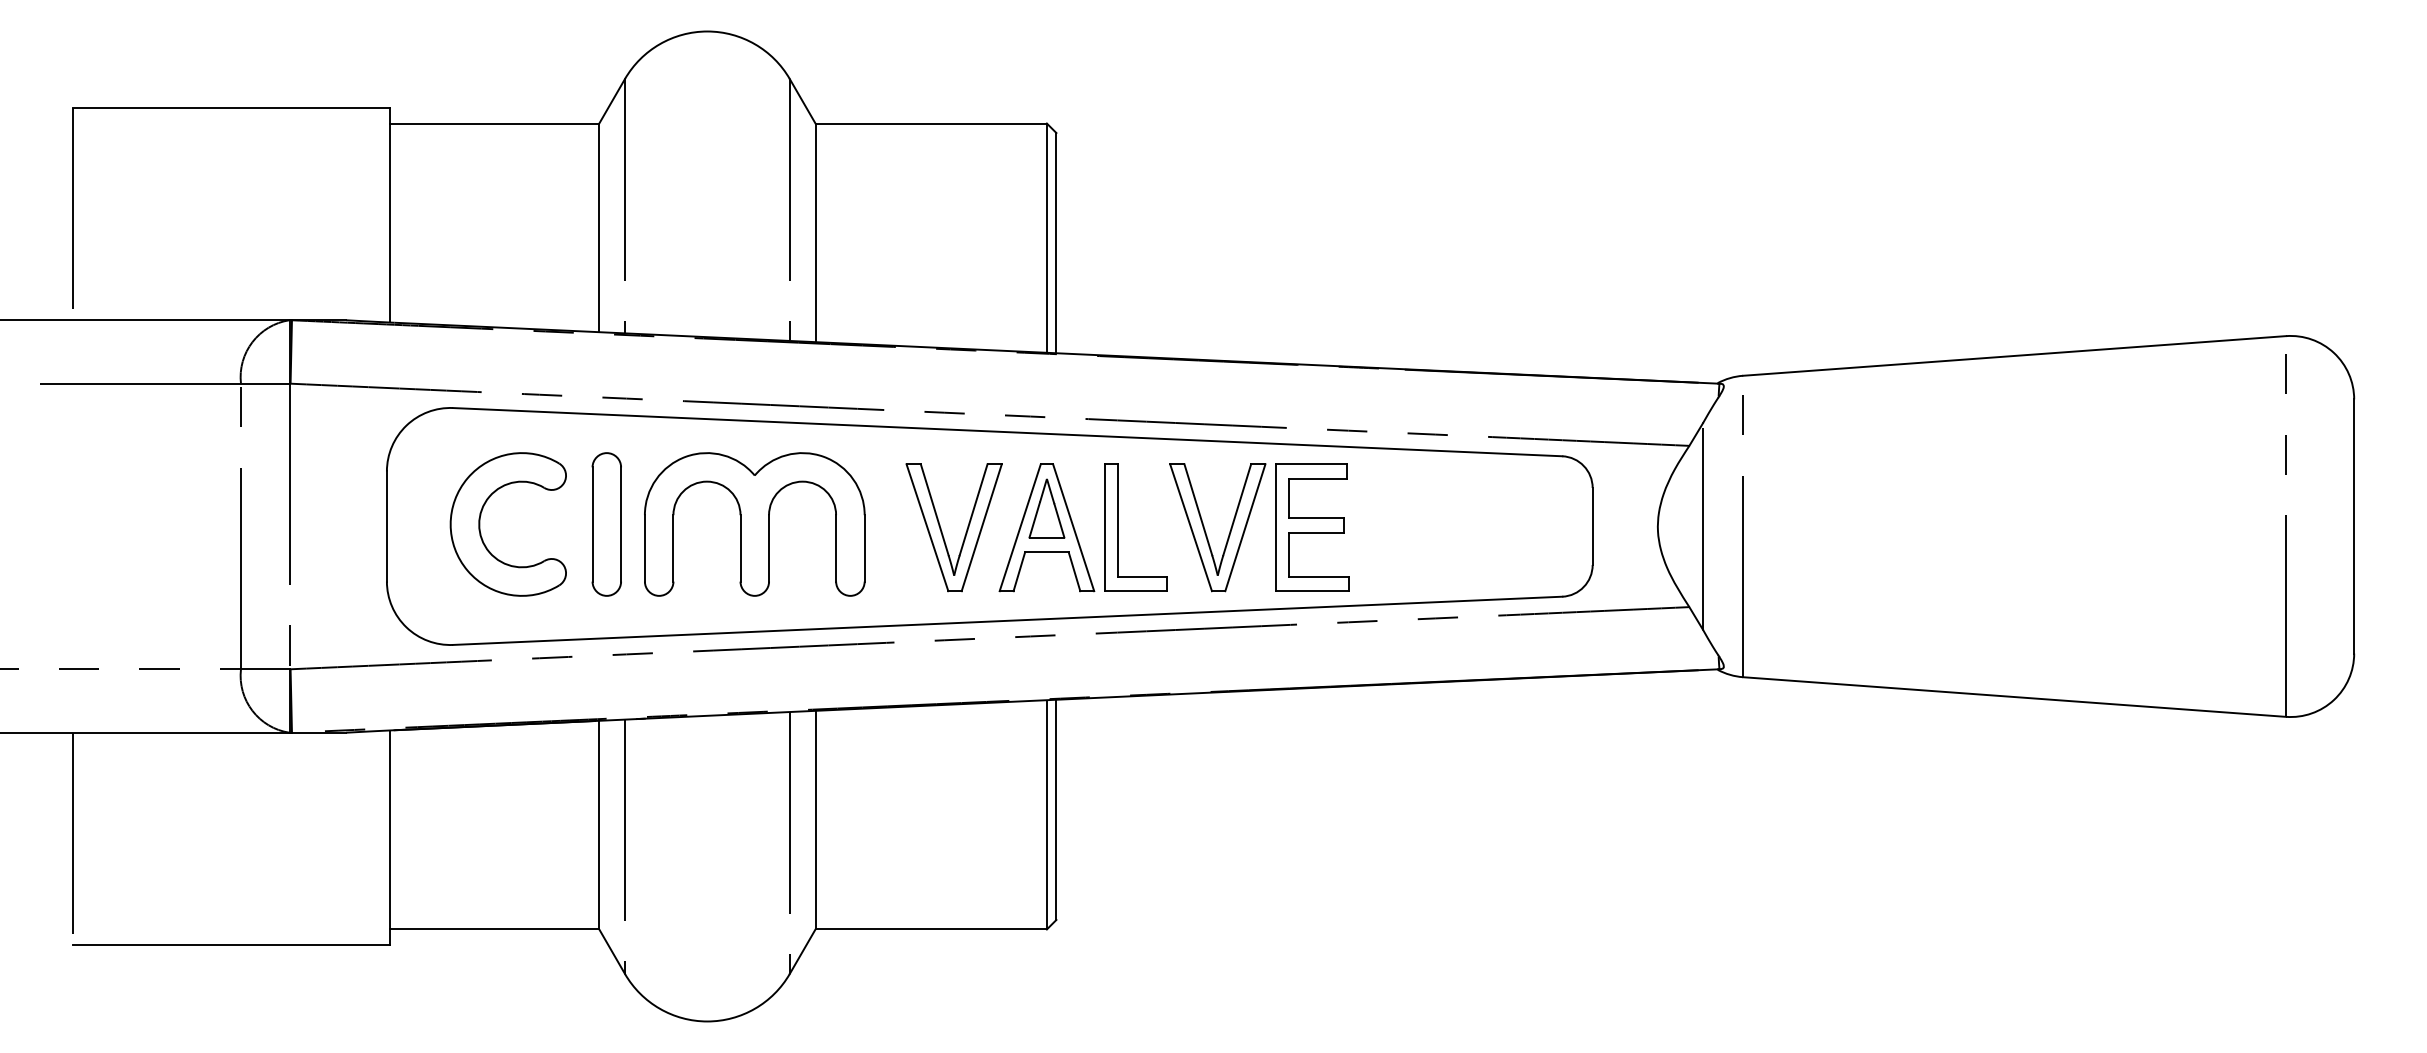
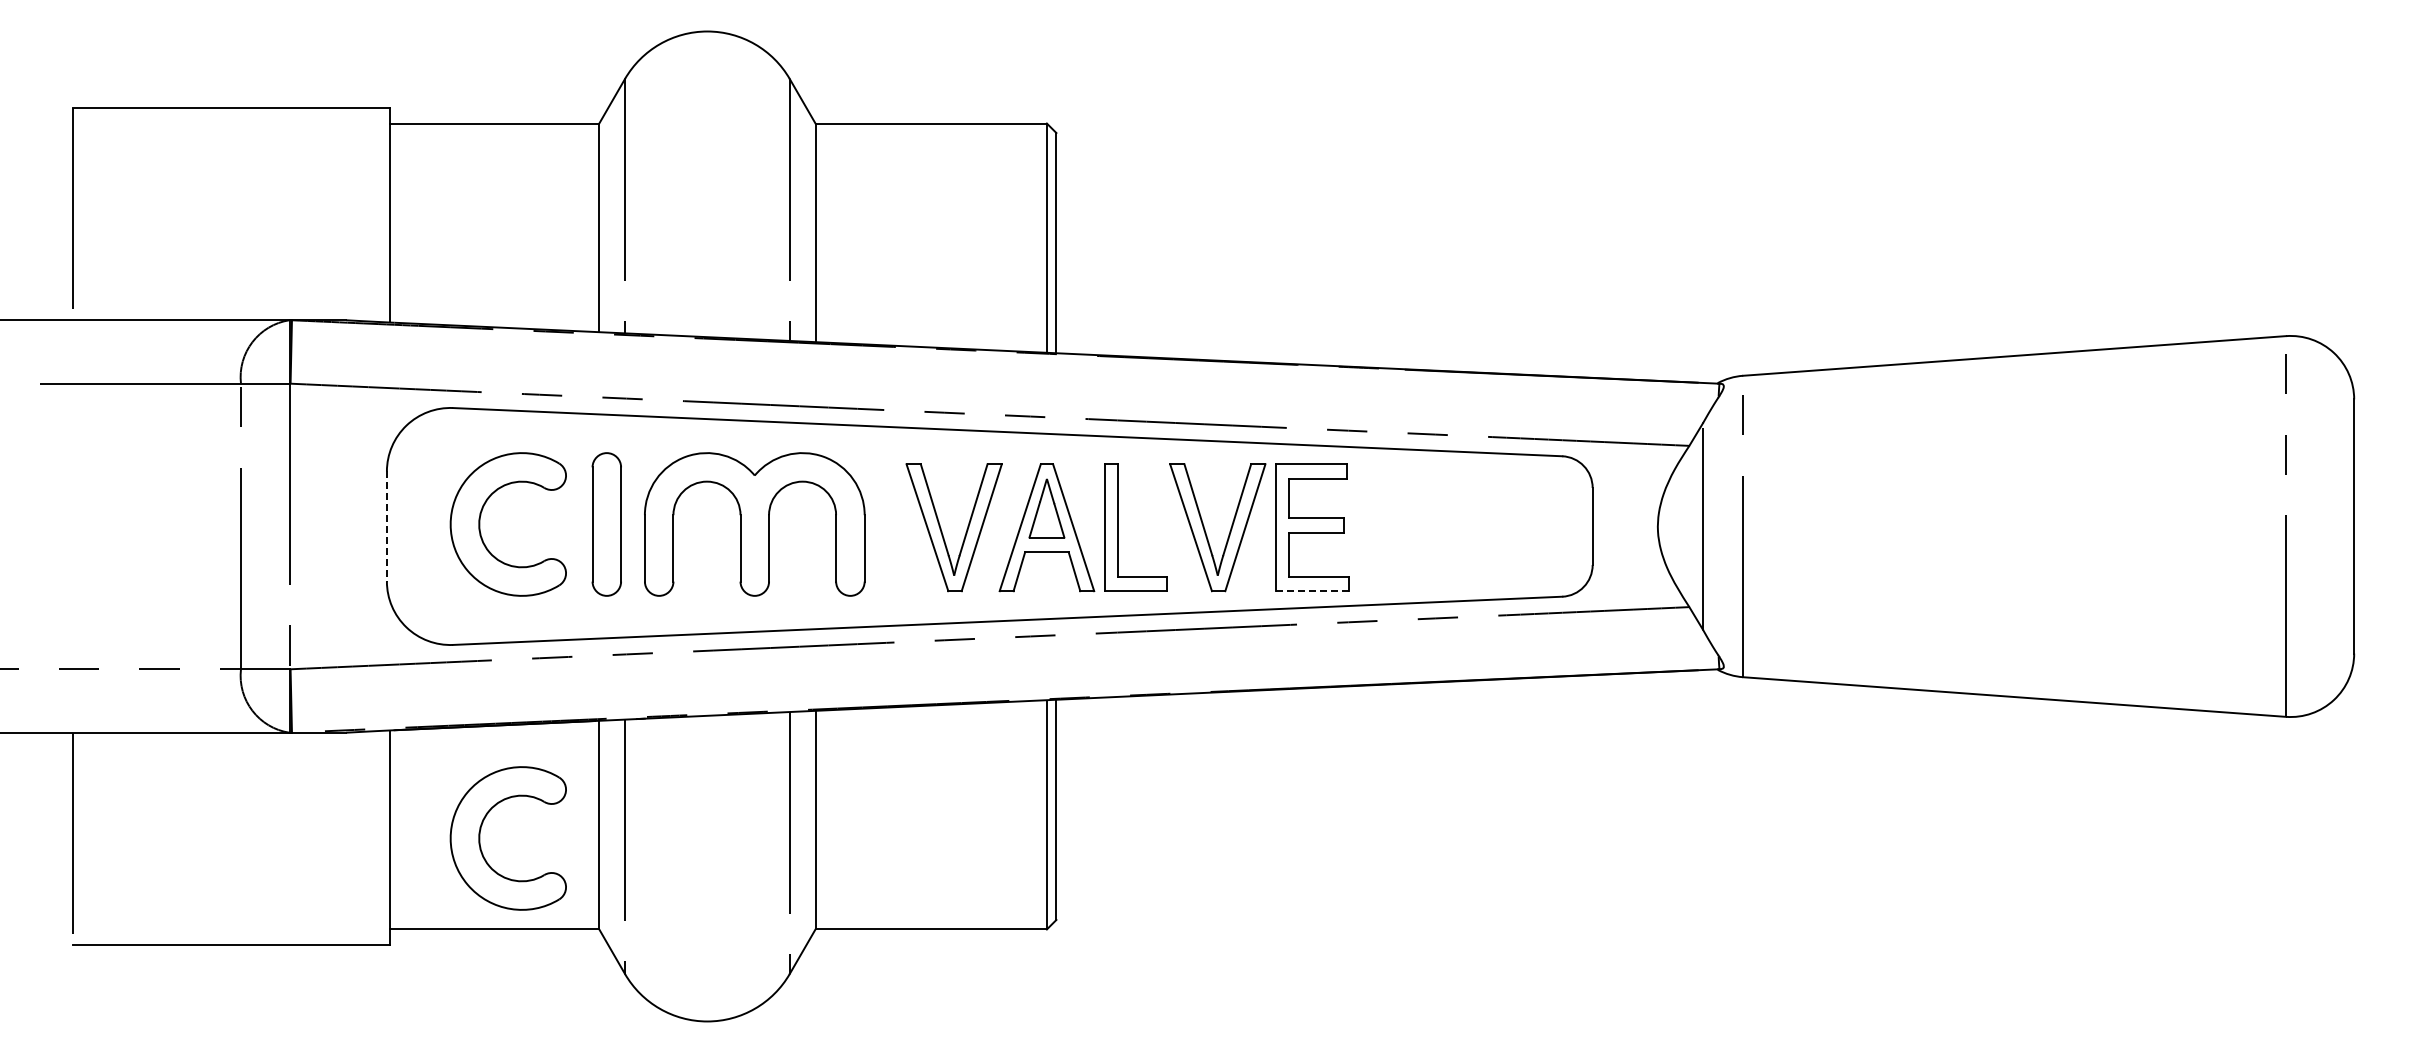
line: solid -> dashed (386, 526)
line: solid -> dashed (1312, 591)
part: none -> present (480, 838)
